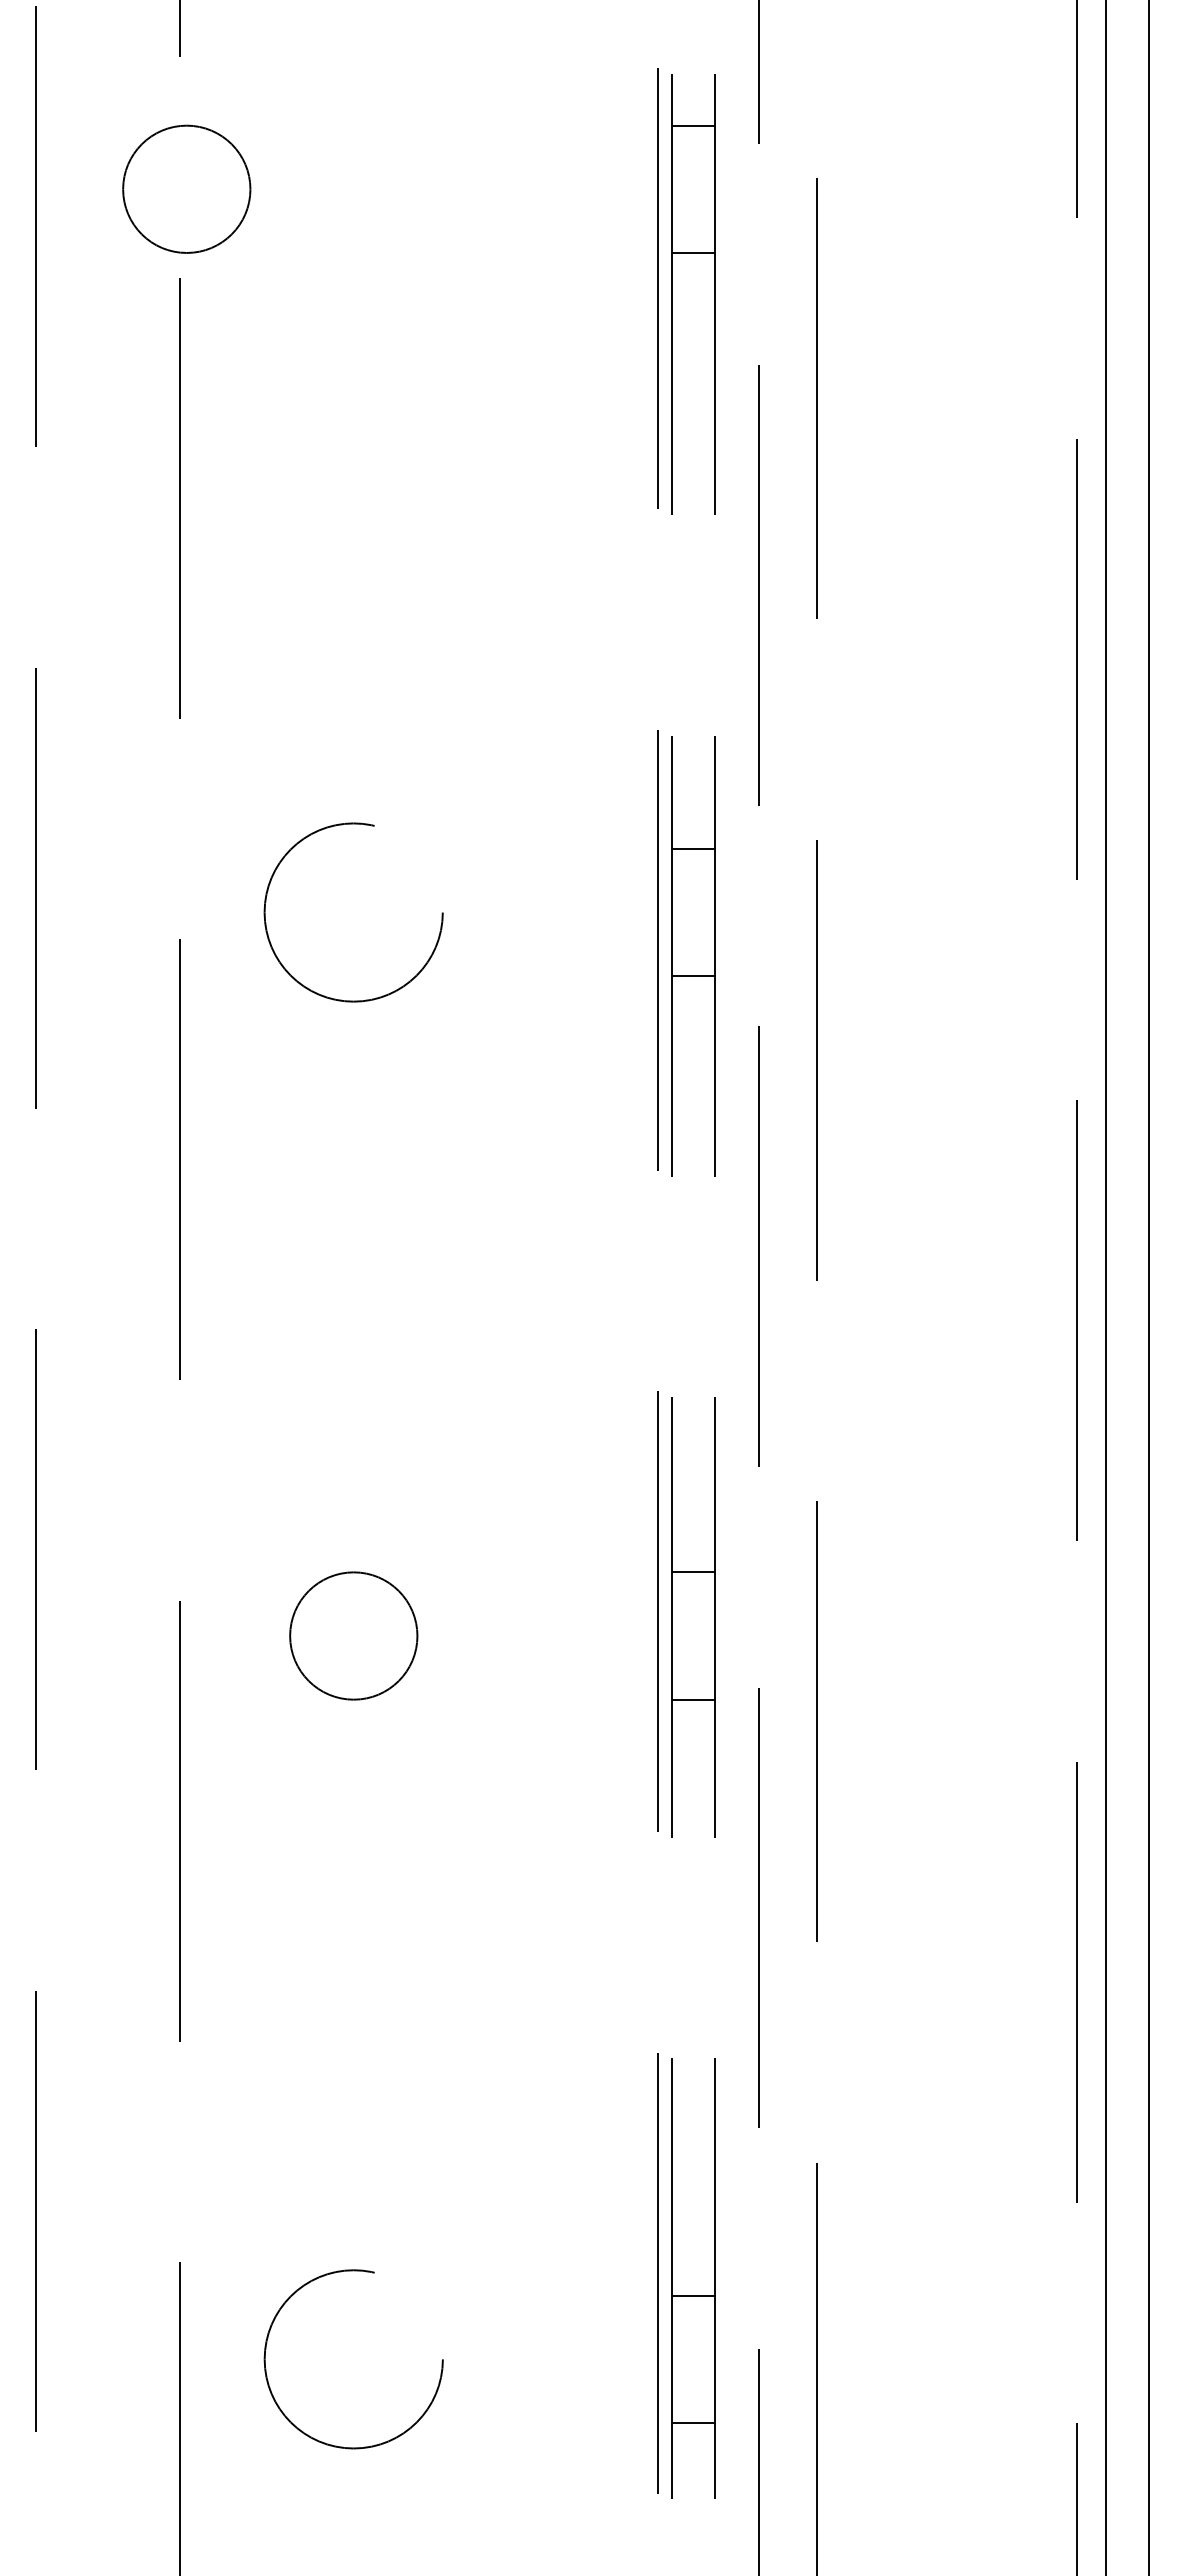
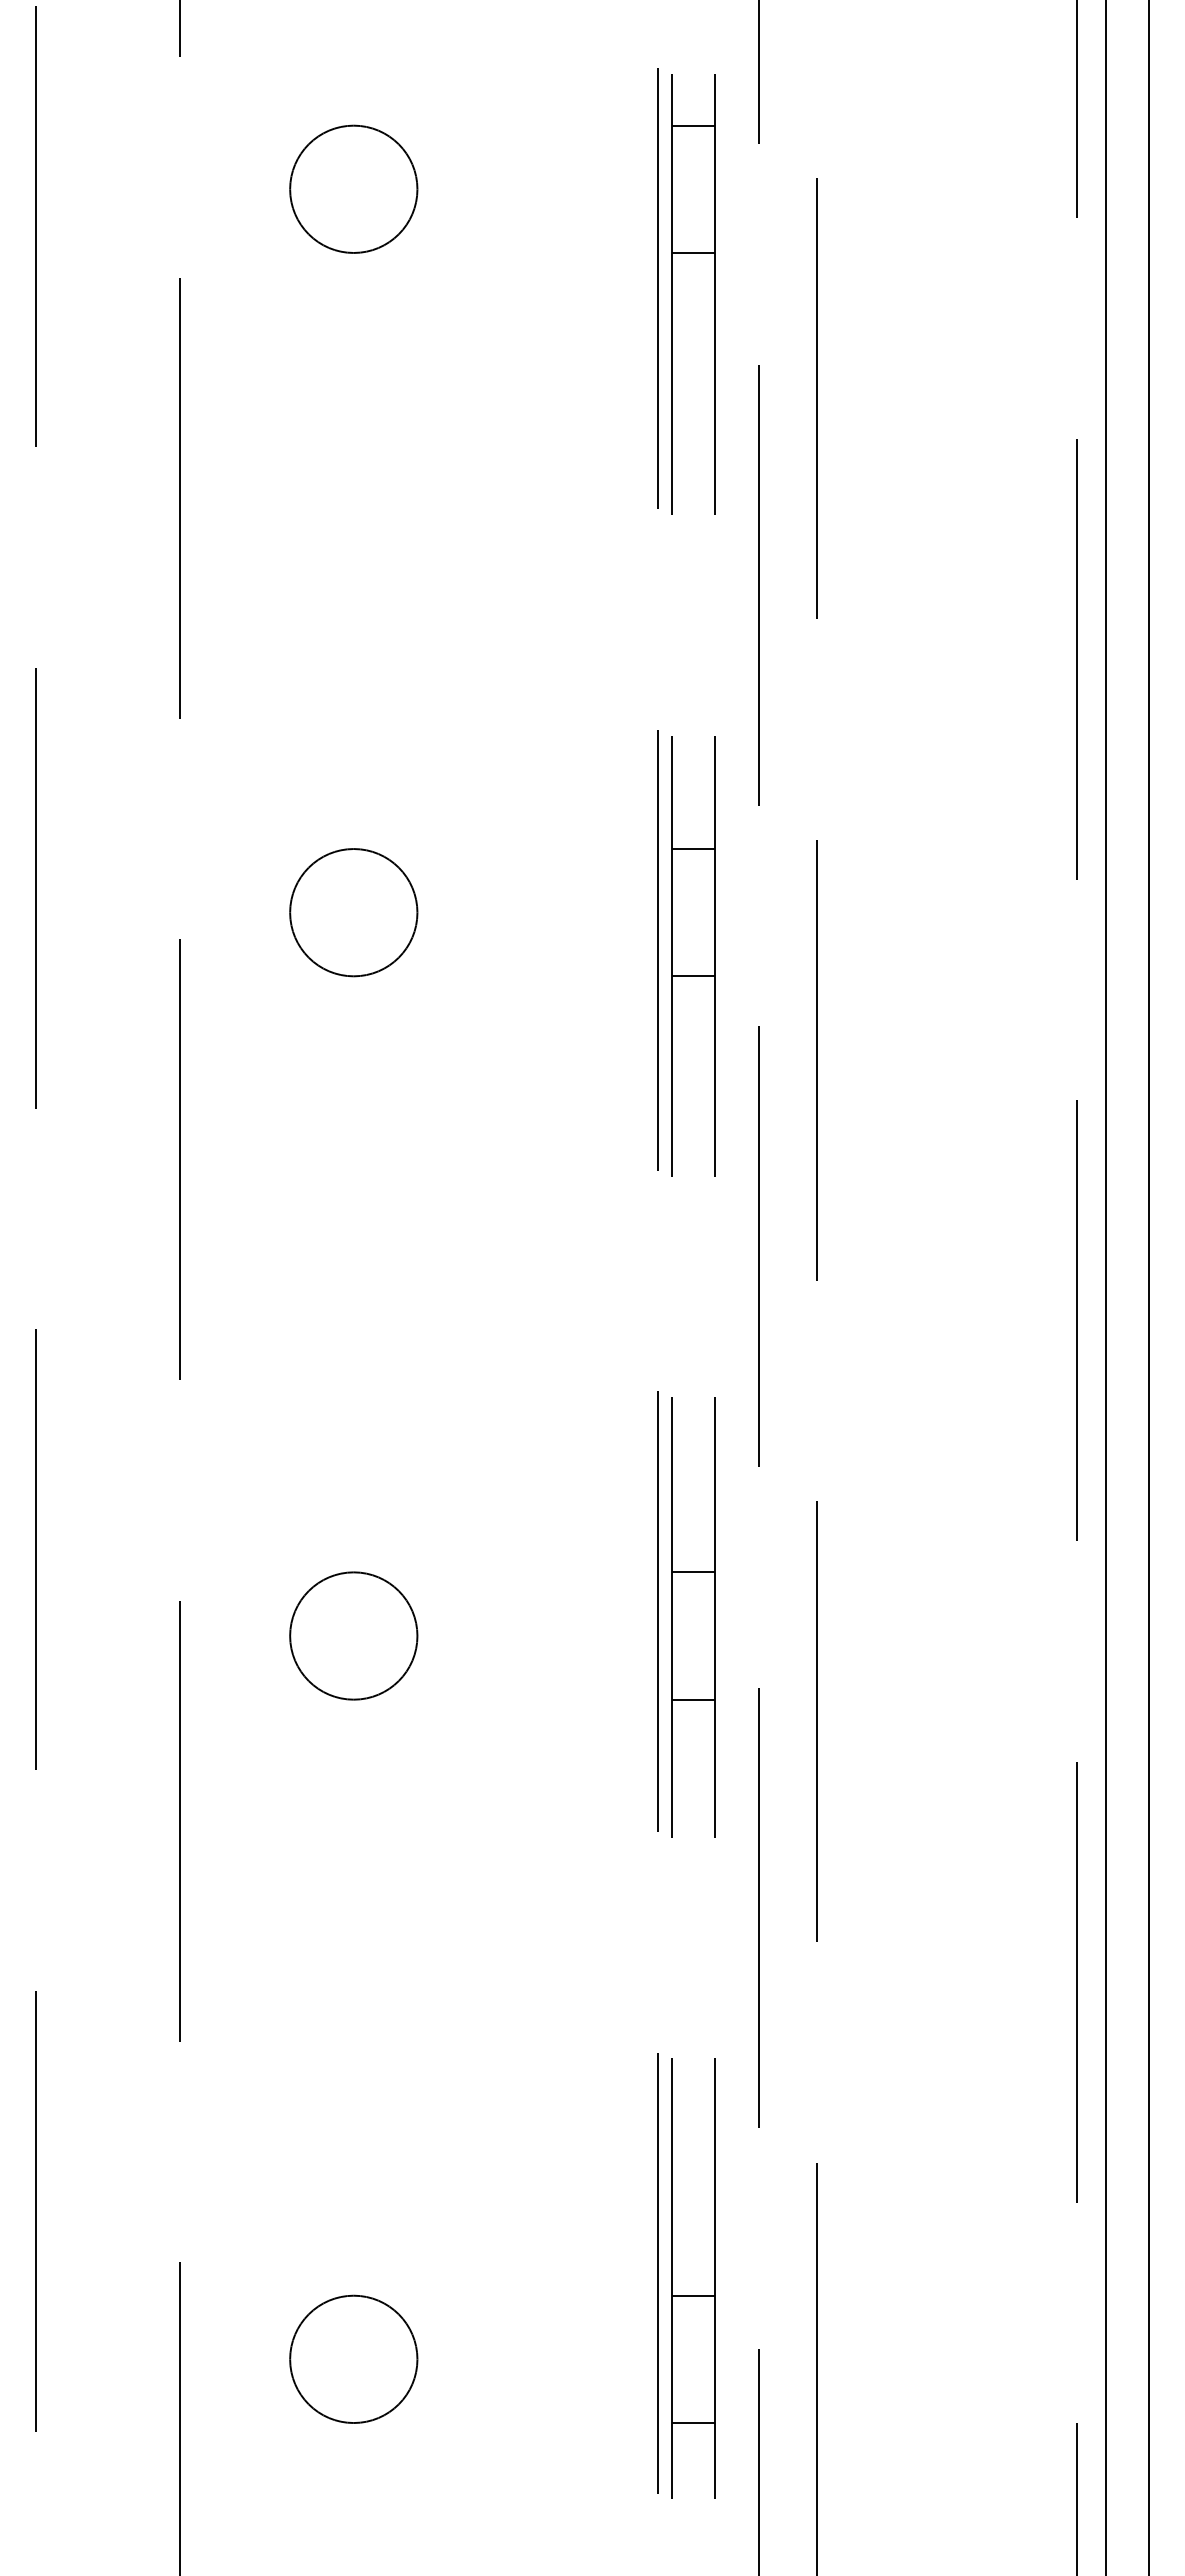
circle position: (186, 188) -> (353, 188) (353, 188)
circle size: 181x181 px -> 130x130 px (353, 912)
circle diameter: 178 px -> 127 px (353, 2359)
